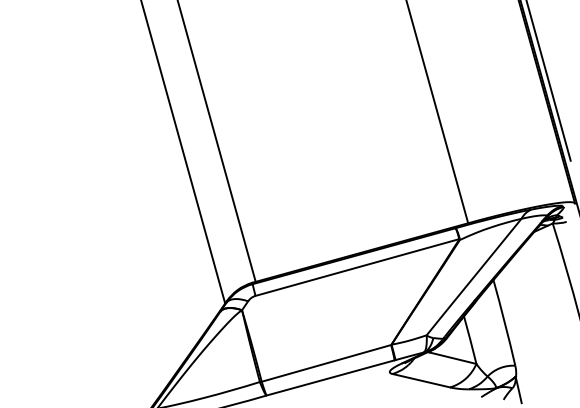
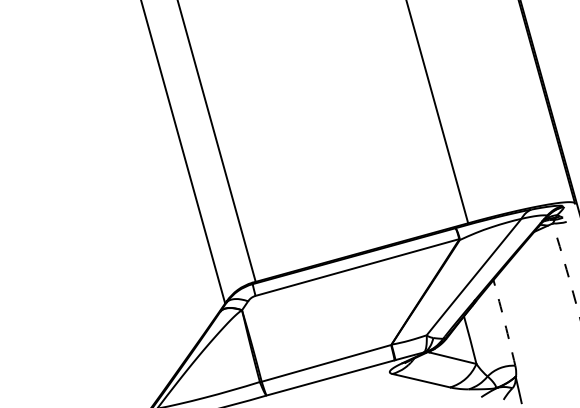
line: present -> none (548, 81)
arc: solid -> dashed (566, 269)
arc: solid -> dashed (504, 322)
